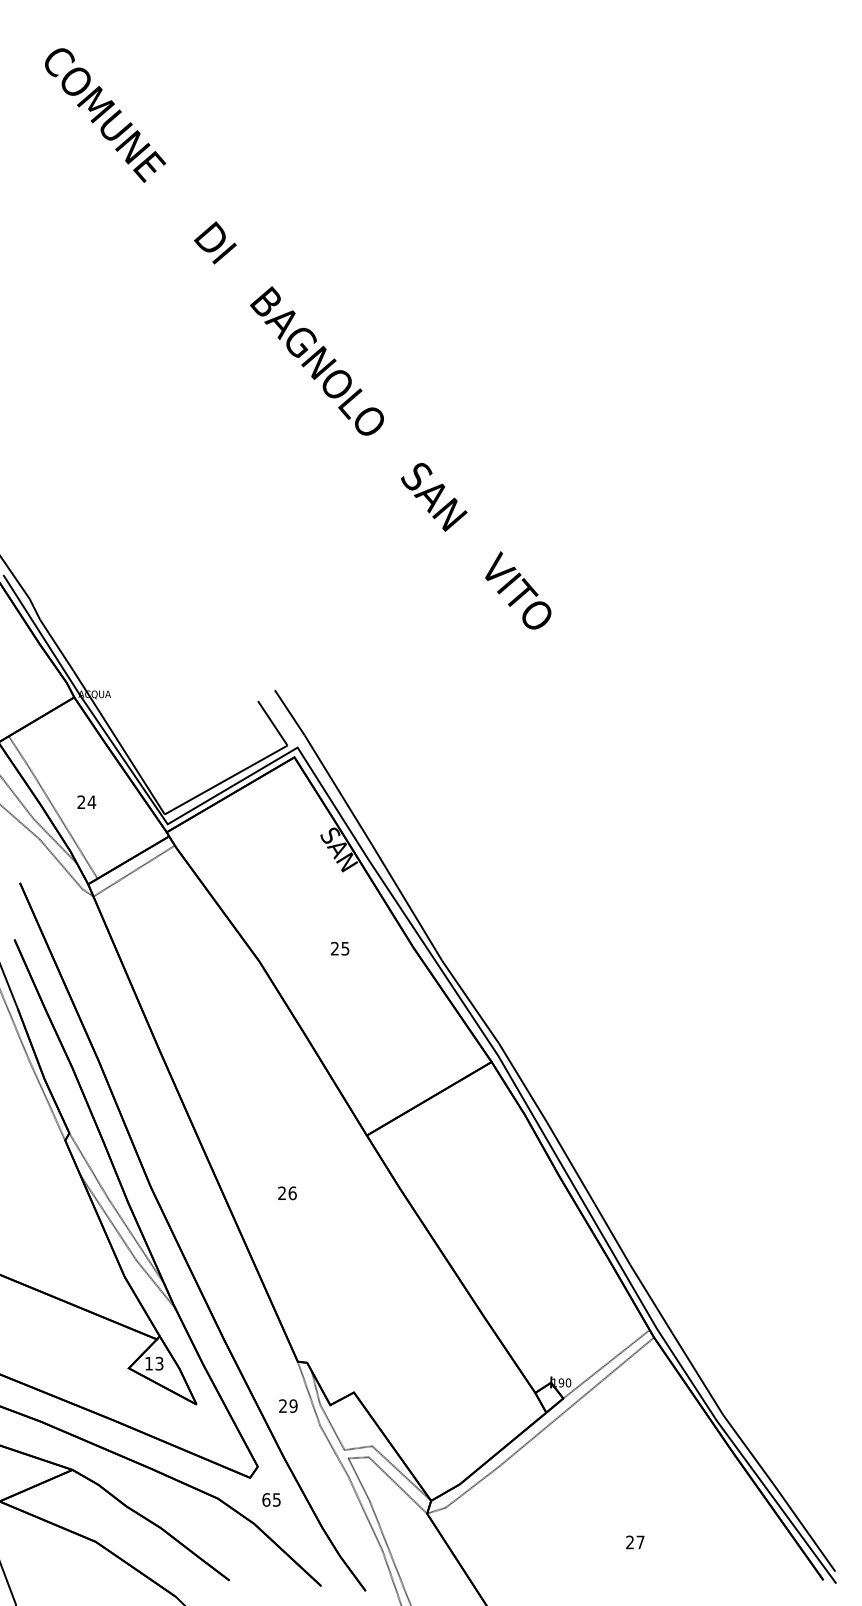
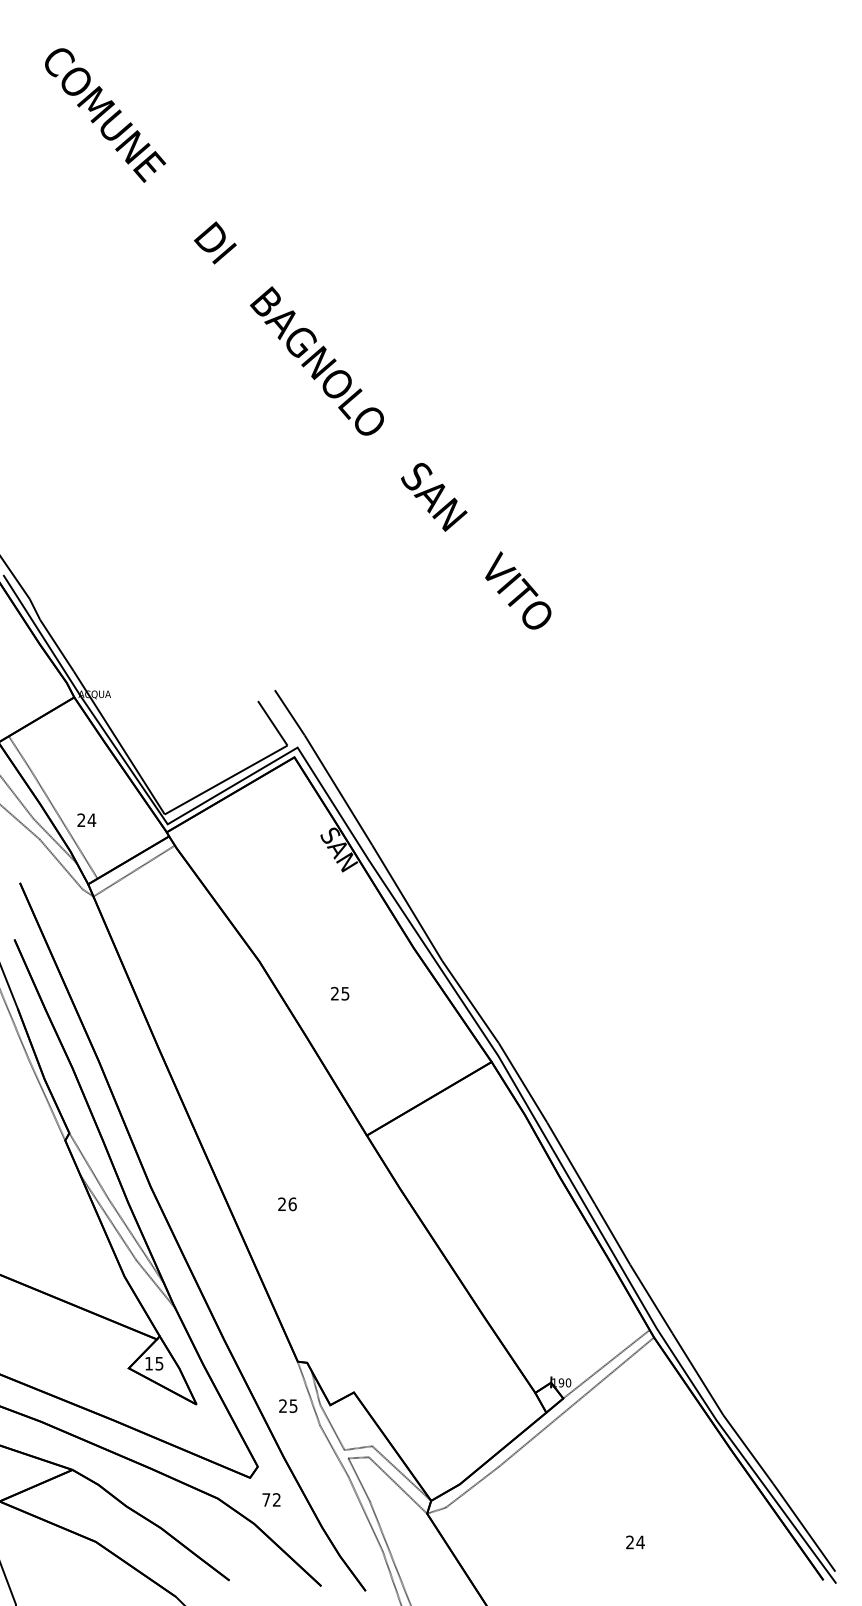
text position: (86, 801) -> (86, 819) (86, 819)
text position: (340, 948) -> (340, 993) (340, 993)
text position: (287, 1193) -> (287, 1204) (287, 1204)
text: 13 -> 15 (159, 1362)
text: 29 -> 25 (293, 1405)
text: 65 -> 72 (271, 1499)
text: 27 -> 24 (640, 1542)
